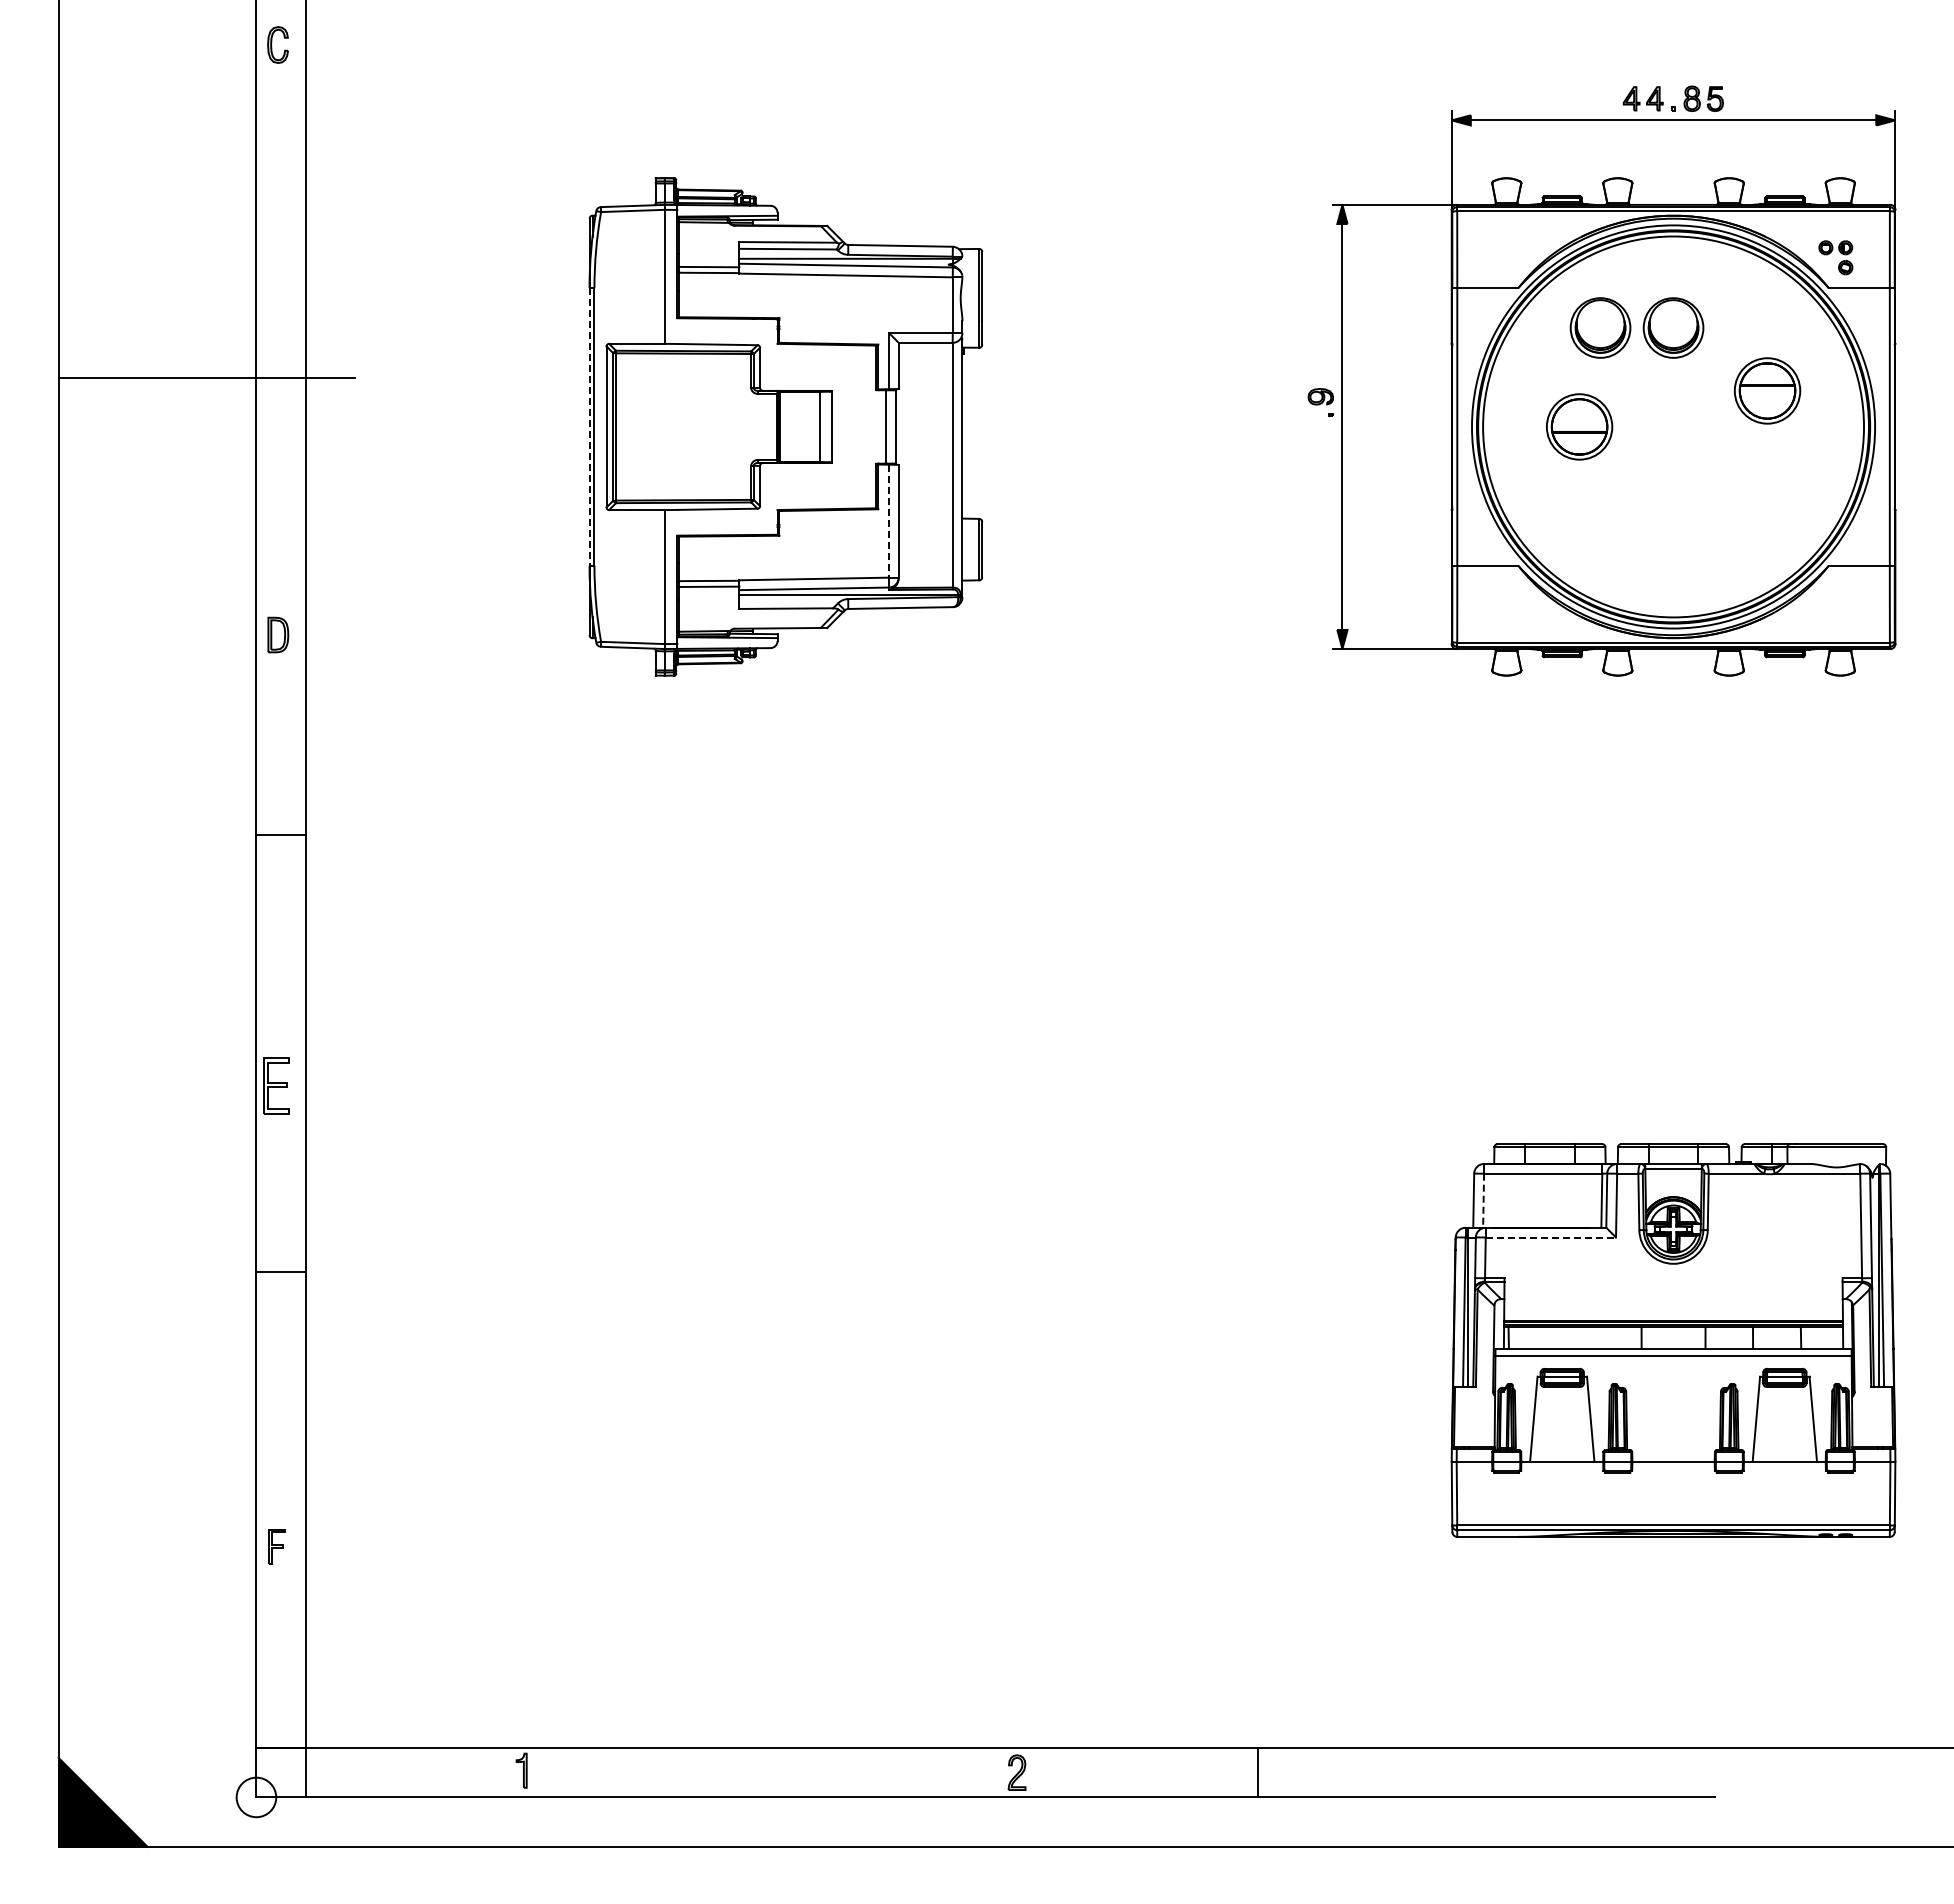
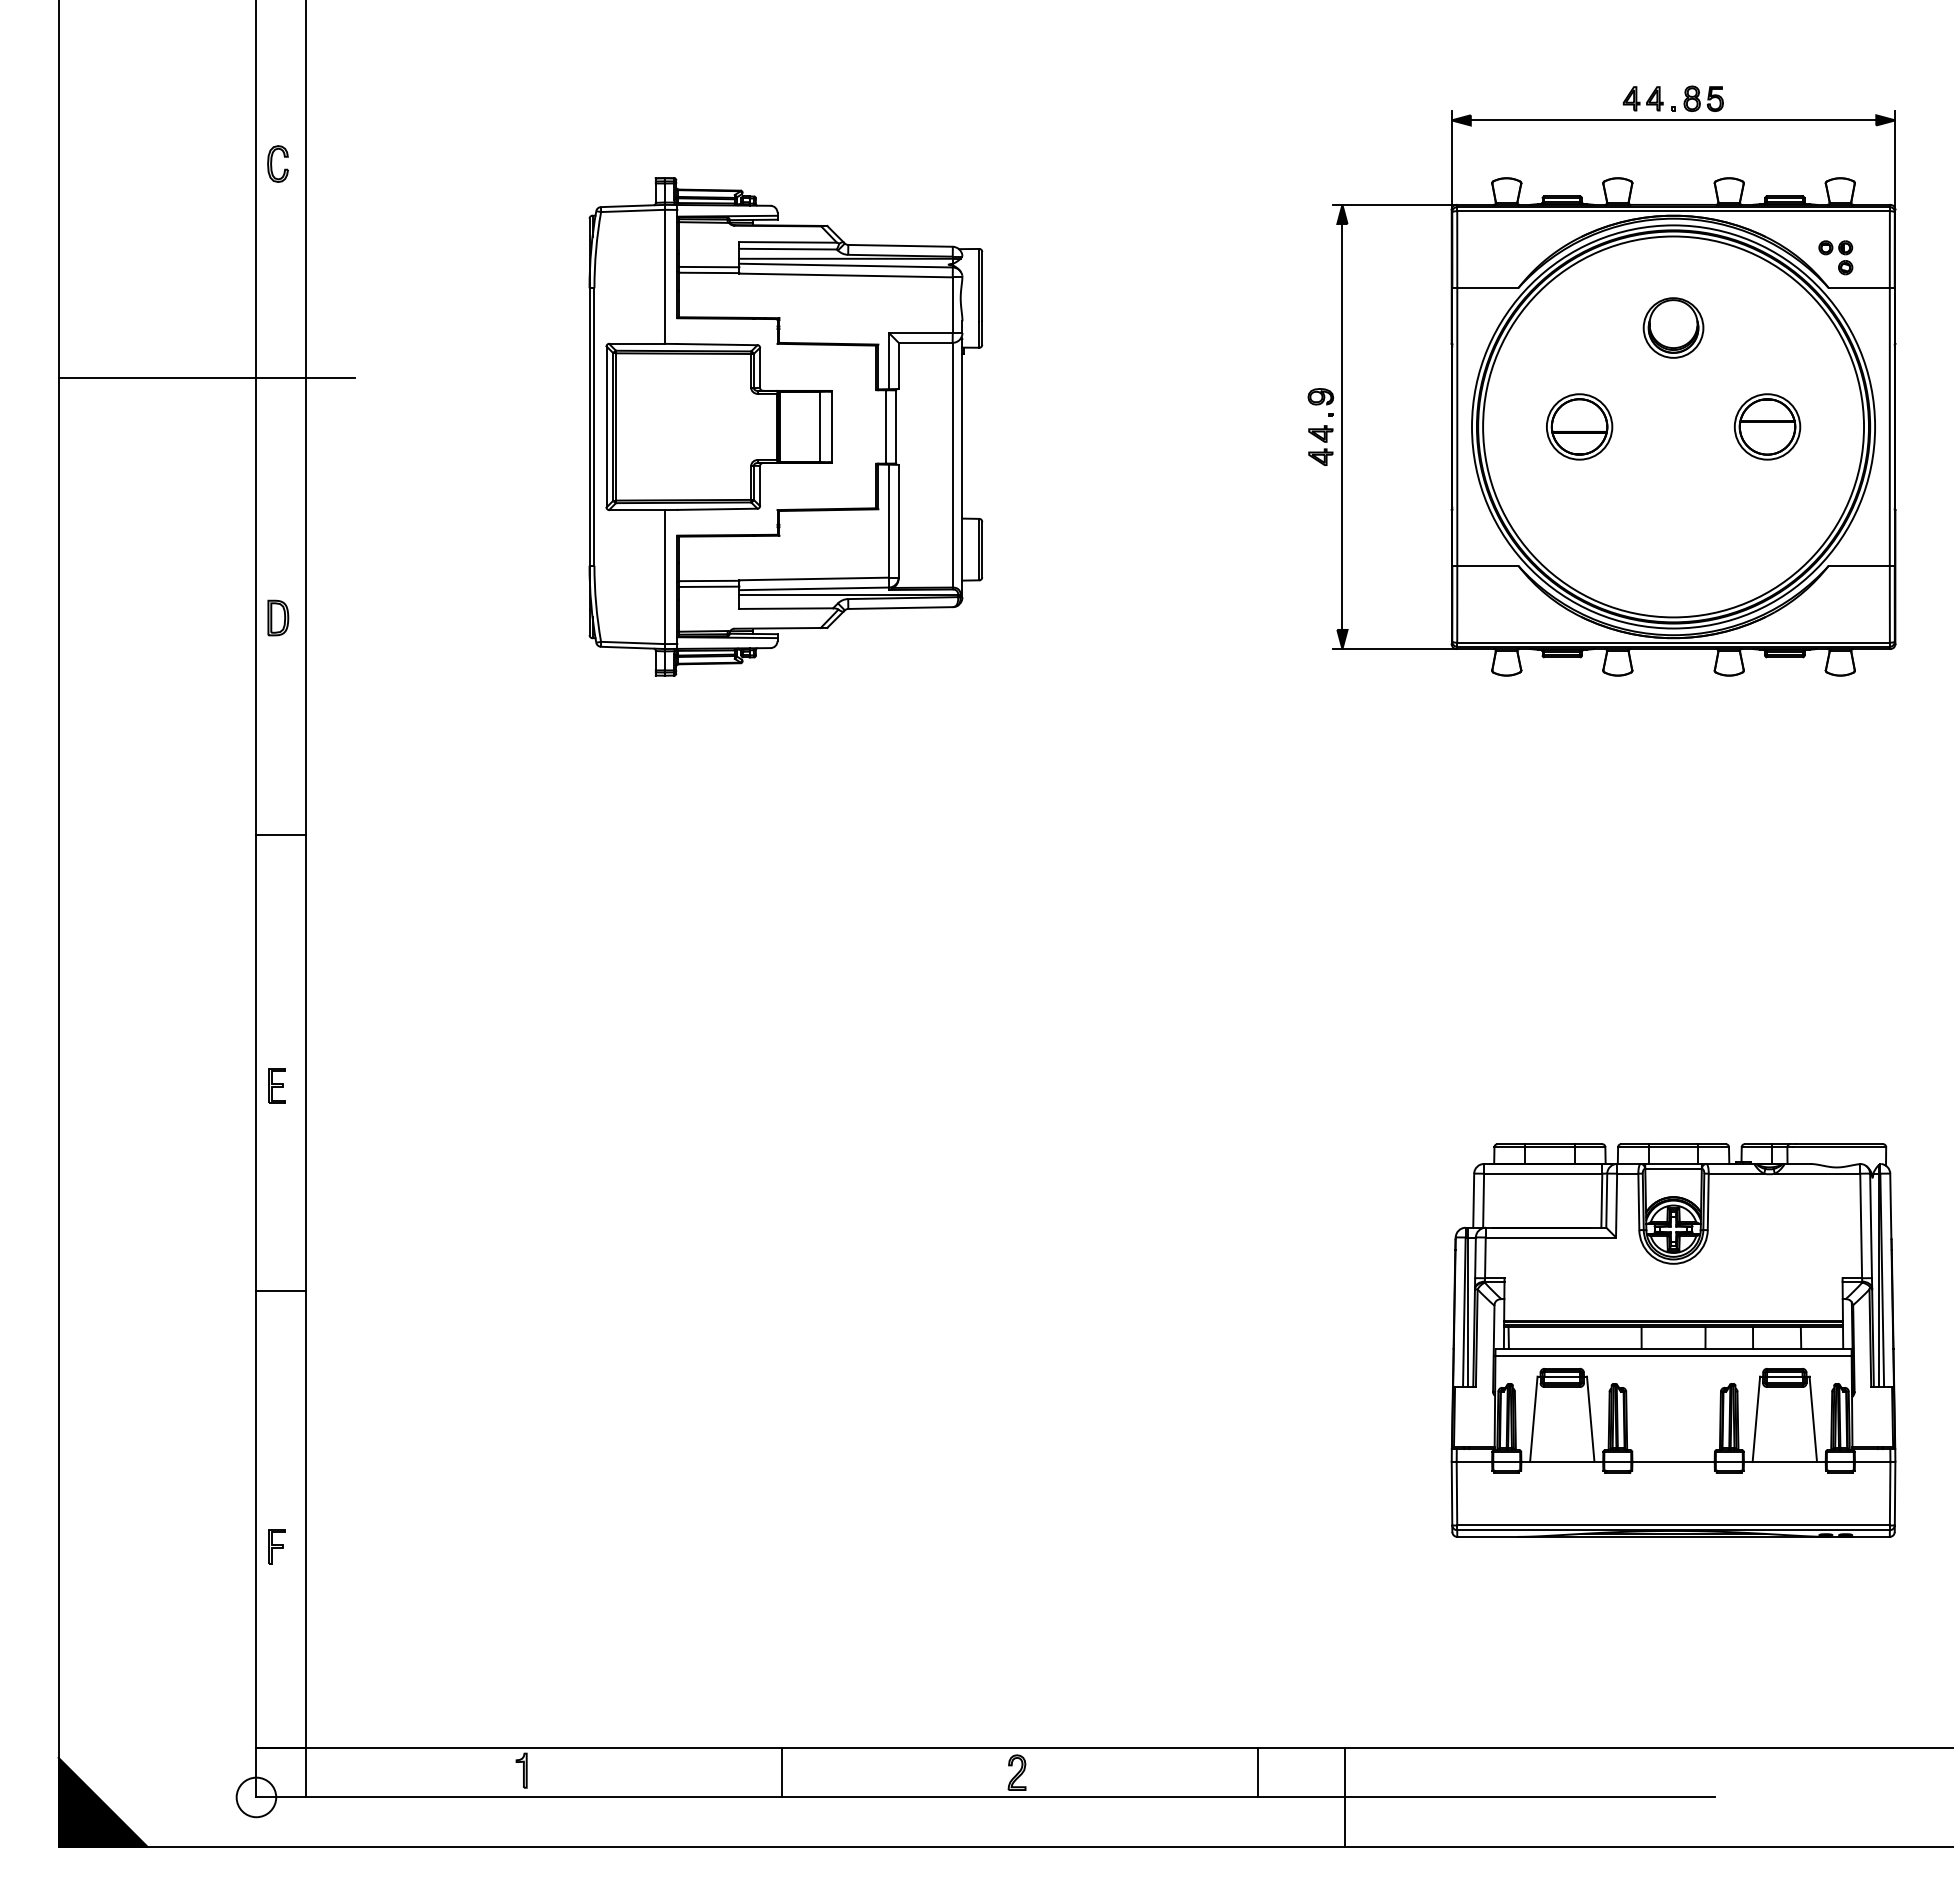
part position: (277, 44) -> (277, 163) (277, 163)
part: present -> none (1600, 327)
part position: (1767, 390) -> (1767, 426) (1767, 426)
line: dashed -> solid (589, 426)
part: none -> present (1320, 445)
line: dashed -> solid (888, 521)
part position: (278, 634) -> (278, 617) (278, 617)
part size: 27x58 px -> 18x36 px (276, 1085)
line: dashed -> solid (1483, 1201)
line: dashed -> solid (1551, 1237)
line position: (280, 1272) -> (280, 1291) (280, 1291)
line: none -> present (781, 1772)
line: none -> present (1344, 1796)
